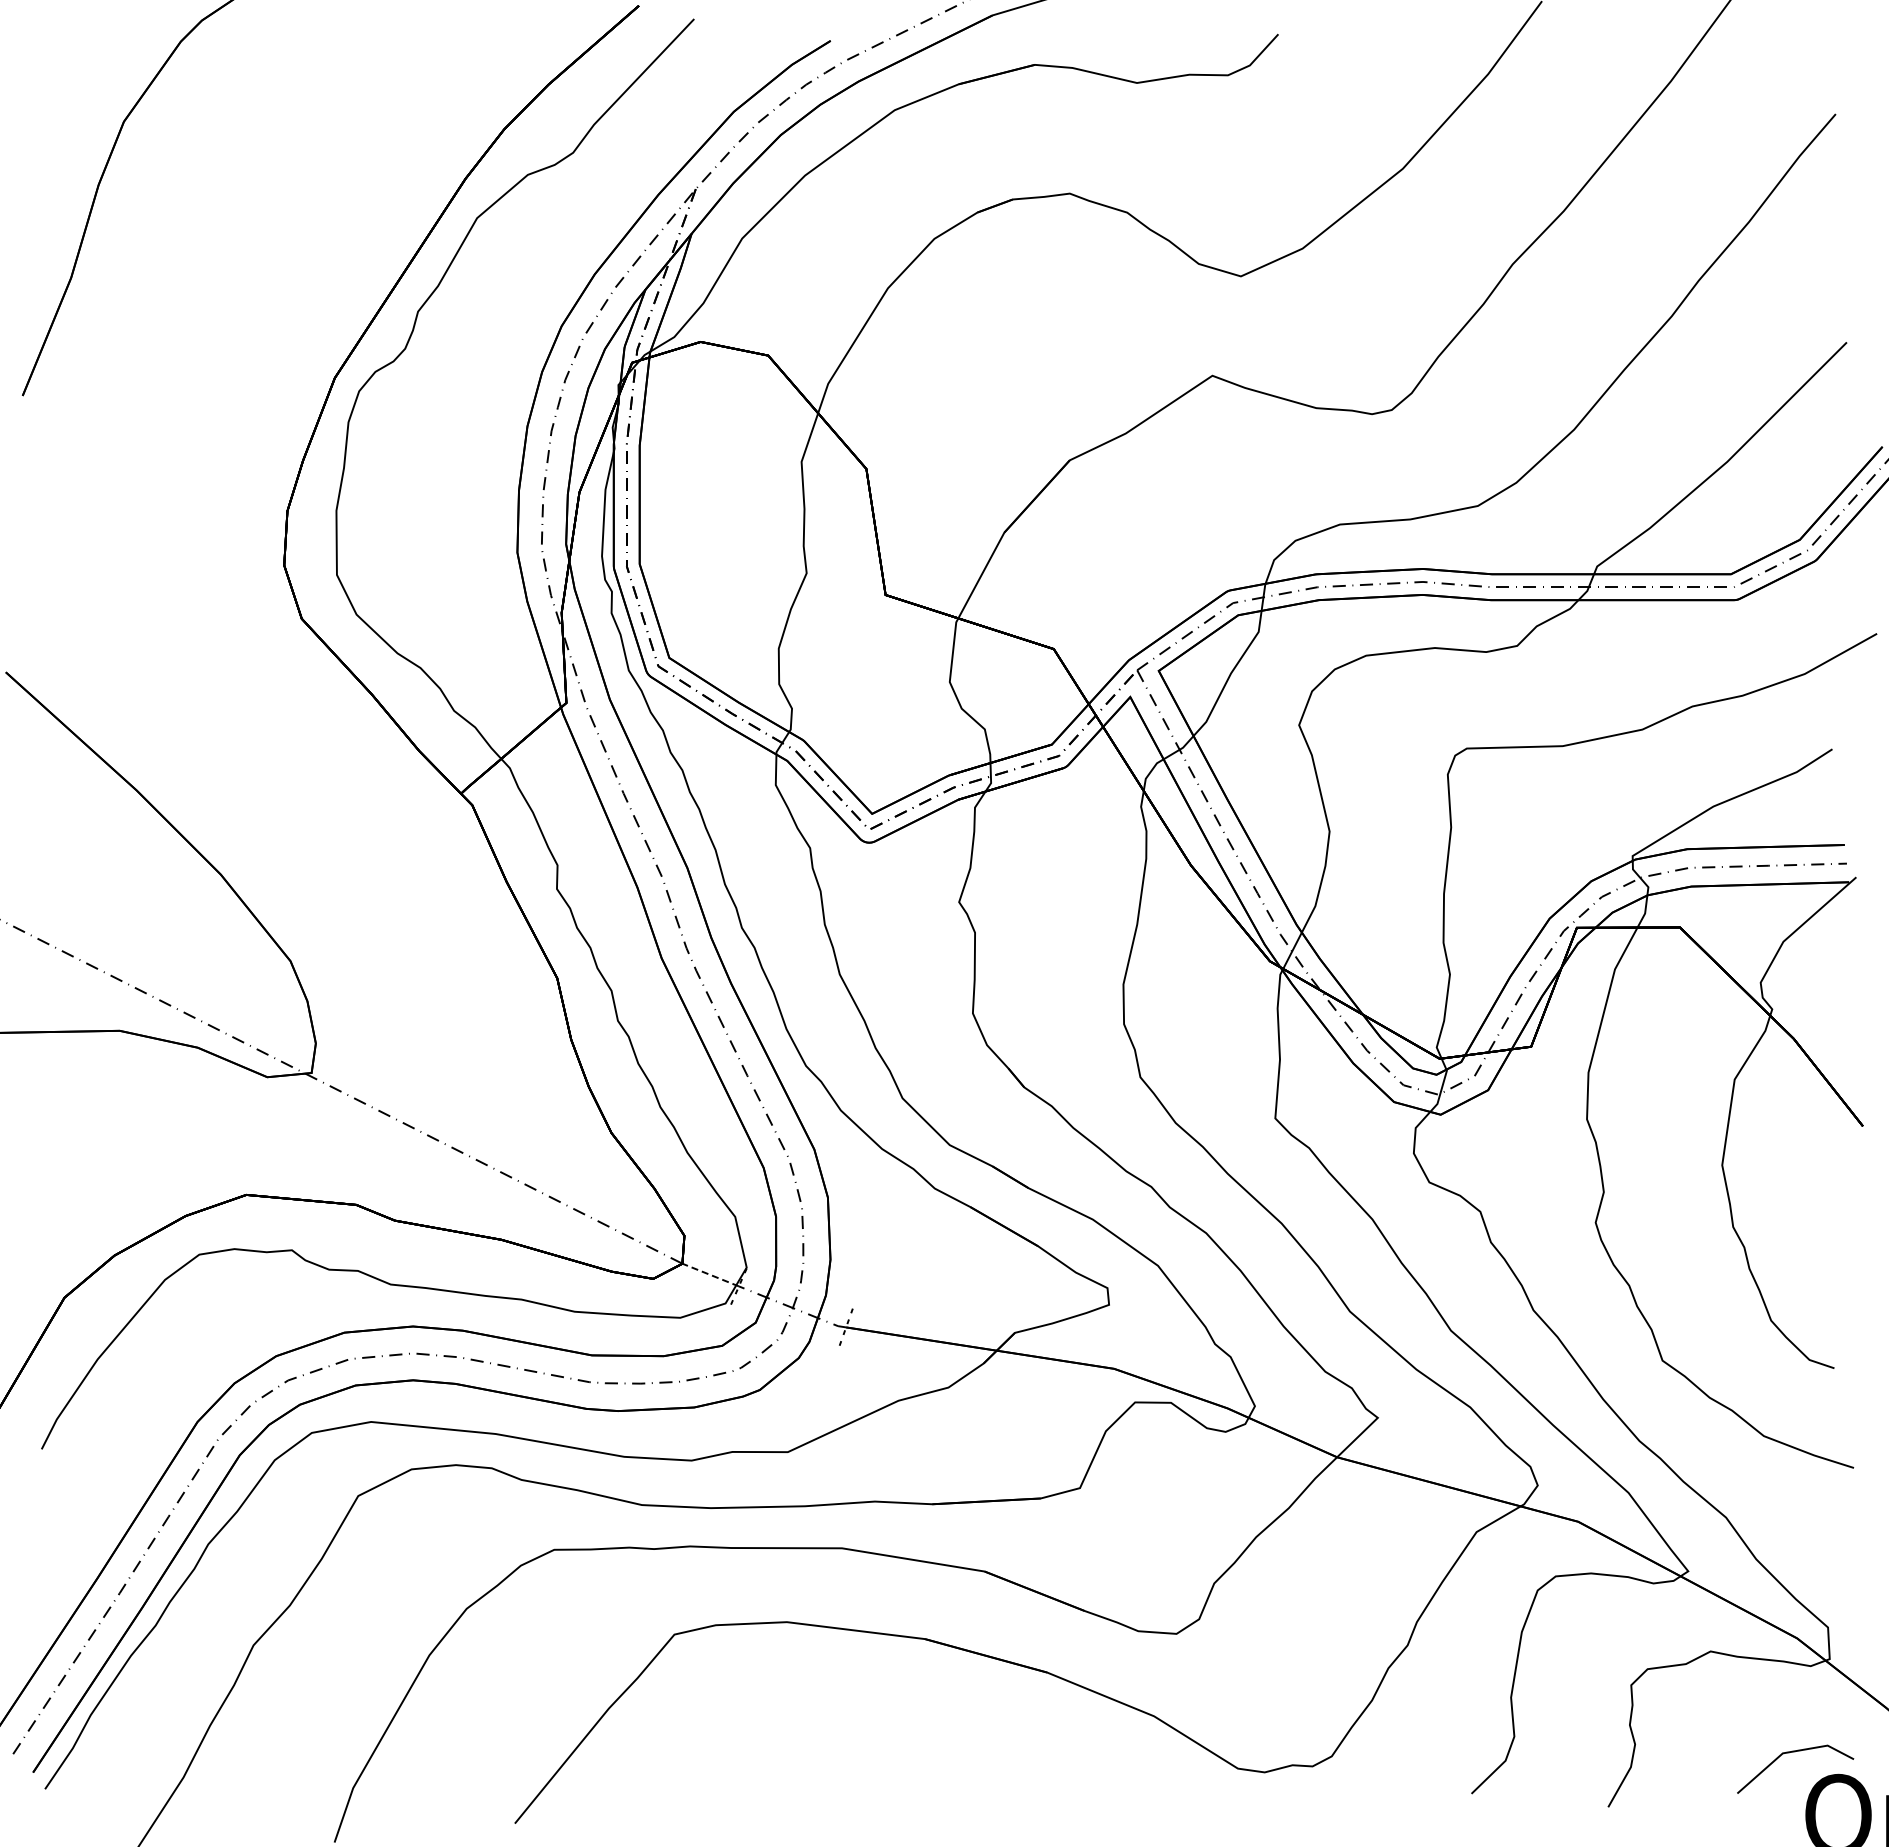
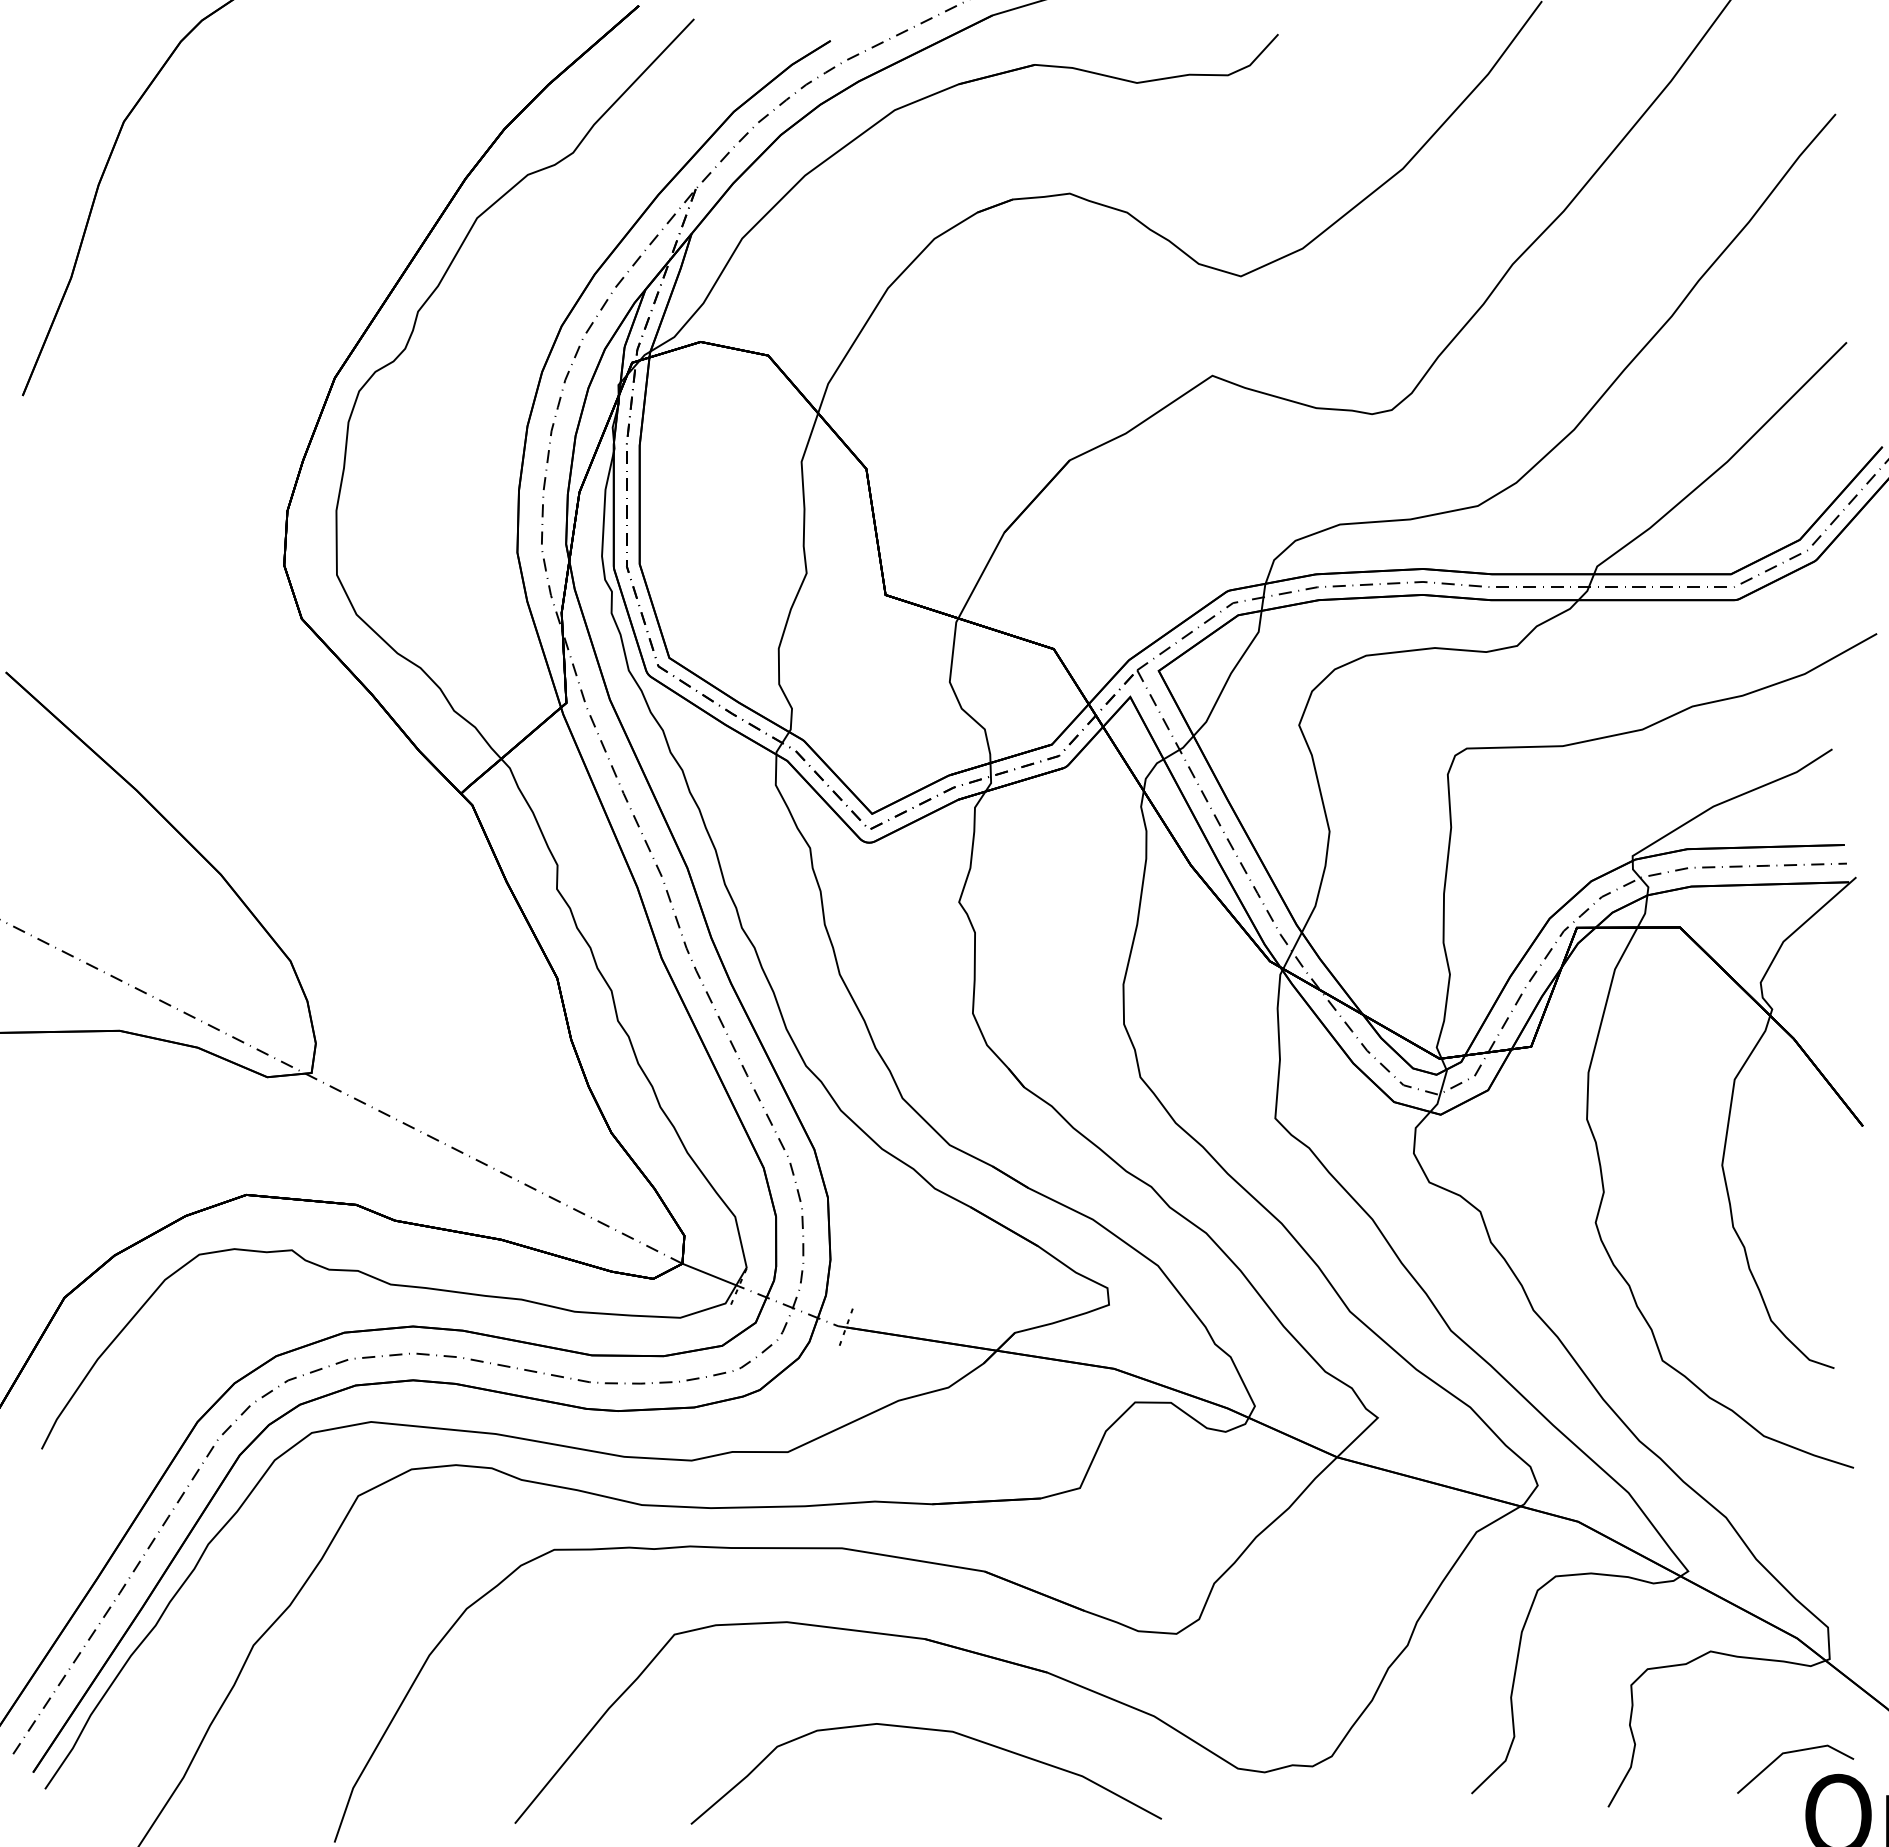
line: dashed -> solid (710, 1274)
curve: none -> present (928, 1730)
